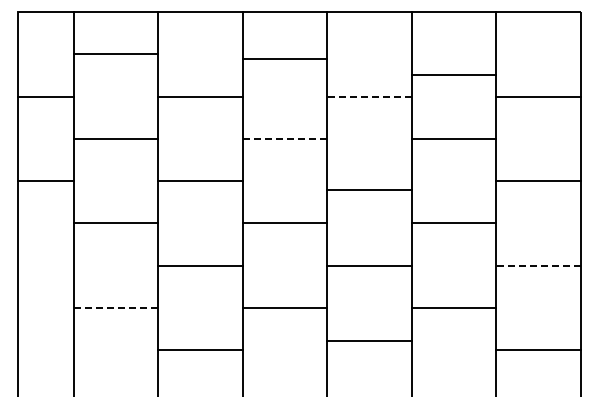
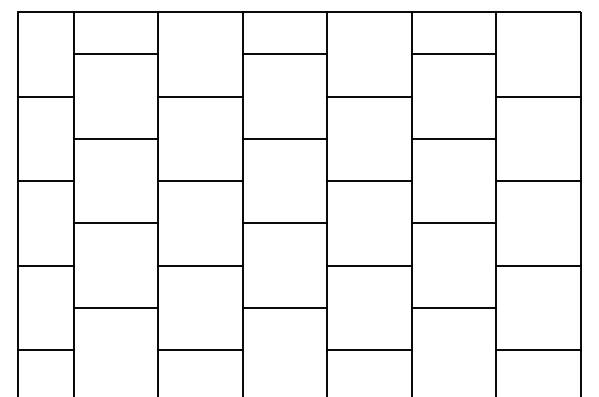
line position: (284, 59) -> (284, 54) (284, 54)
line position: (453, 75) -> (453, 54) (453, 54)
line: dashed -> solid (369, 96)
line: dashed -> solid (284, 138)
line position: (369, 190) -> (369, 181) (369, 181)
line: none -> present (45, 265)
line: dashed -> solid (538, 265)
line: dashed -> solid (115, 307)
line position: (369, 341) -> (369, 350) (369, 350)
line: none -> present (45, 350)
